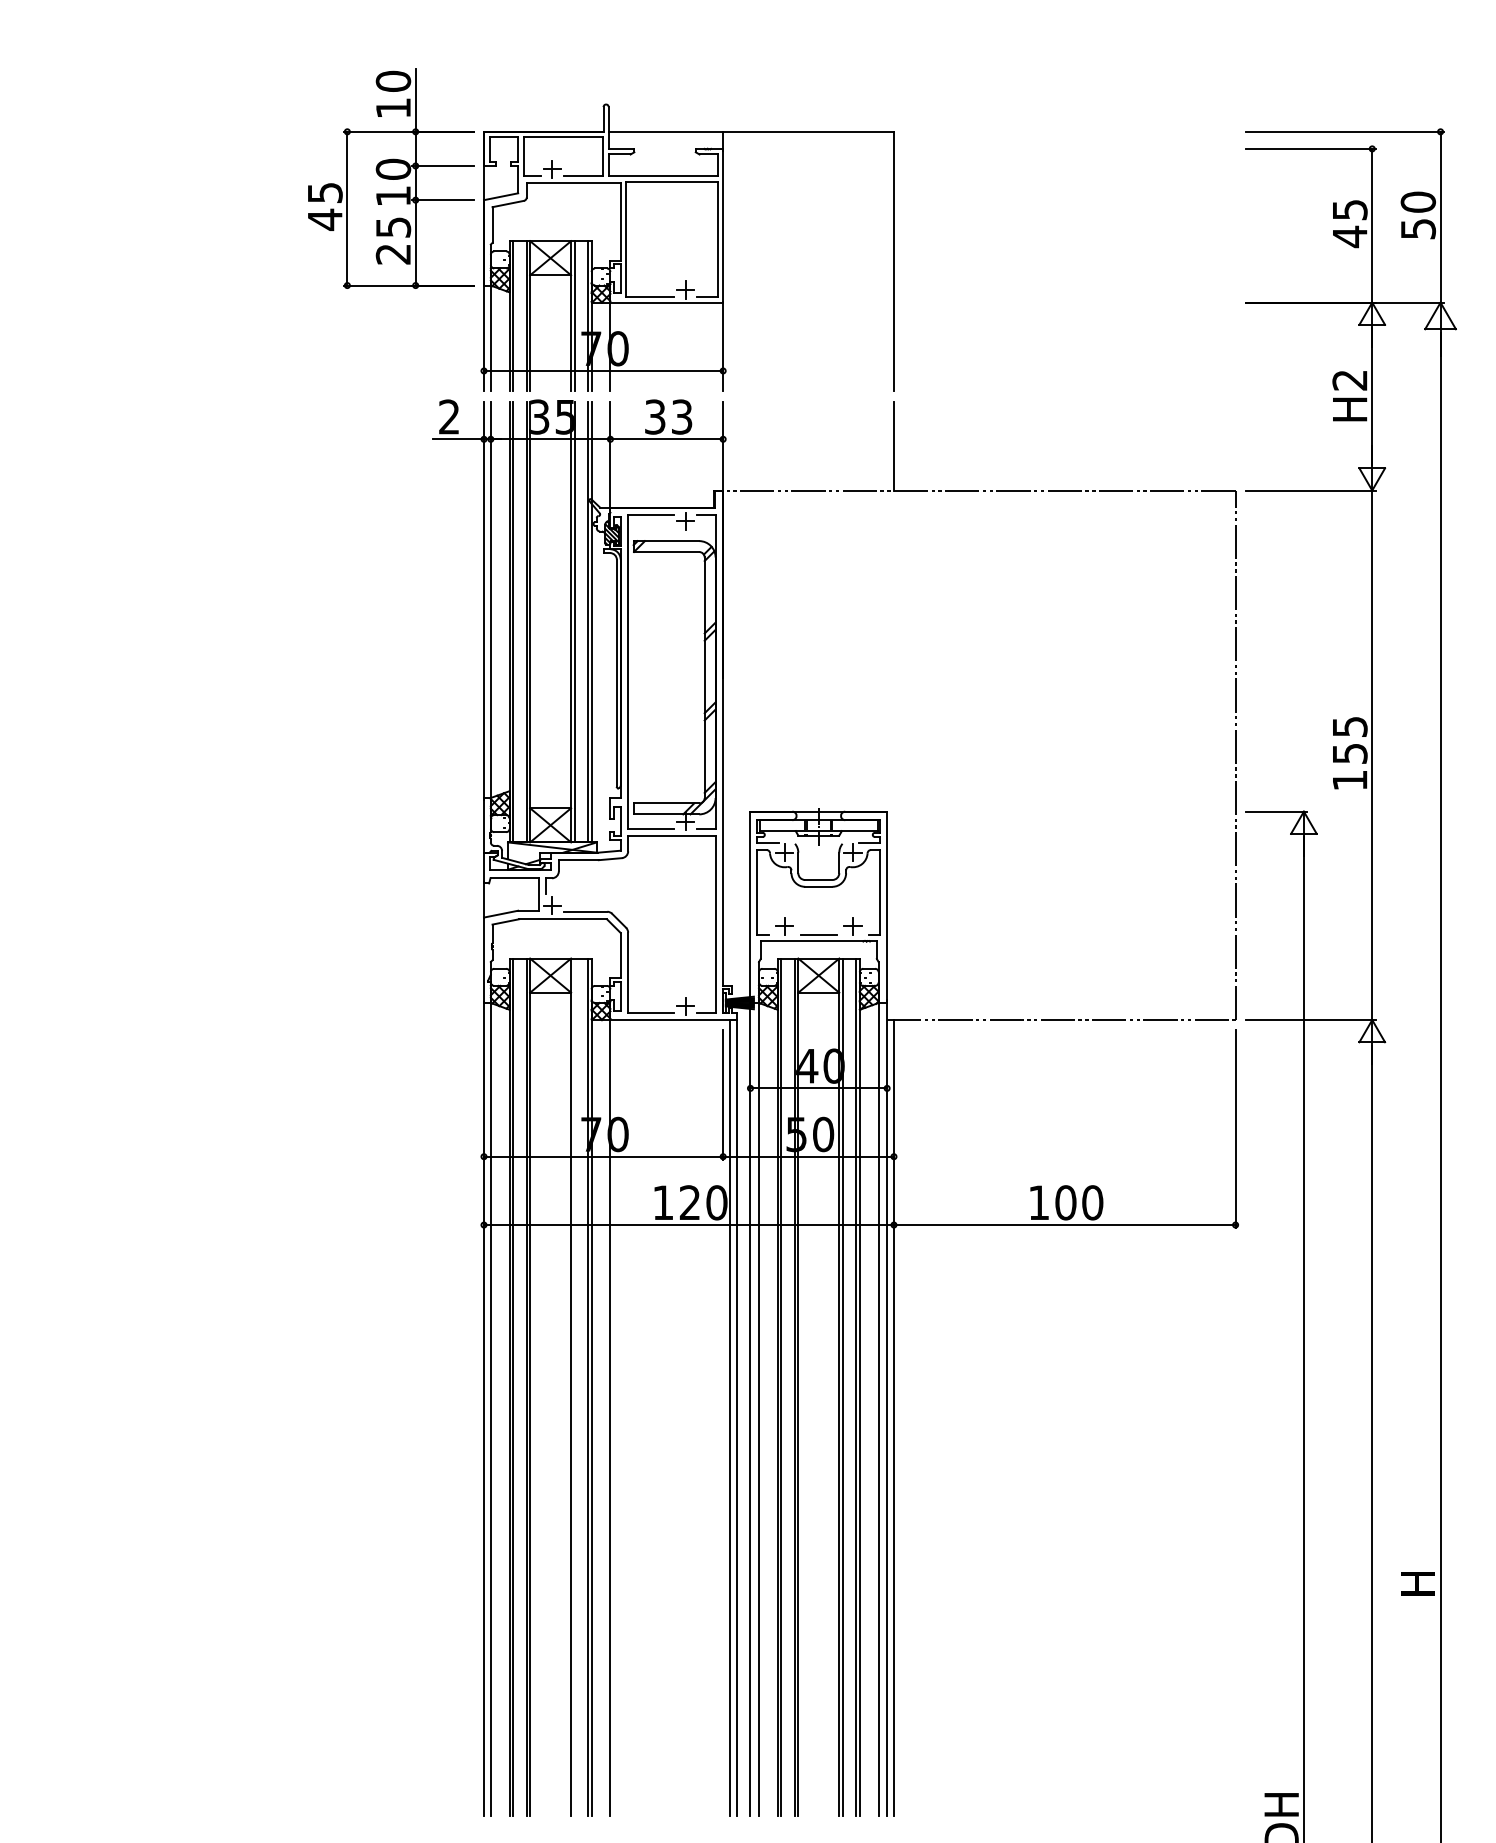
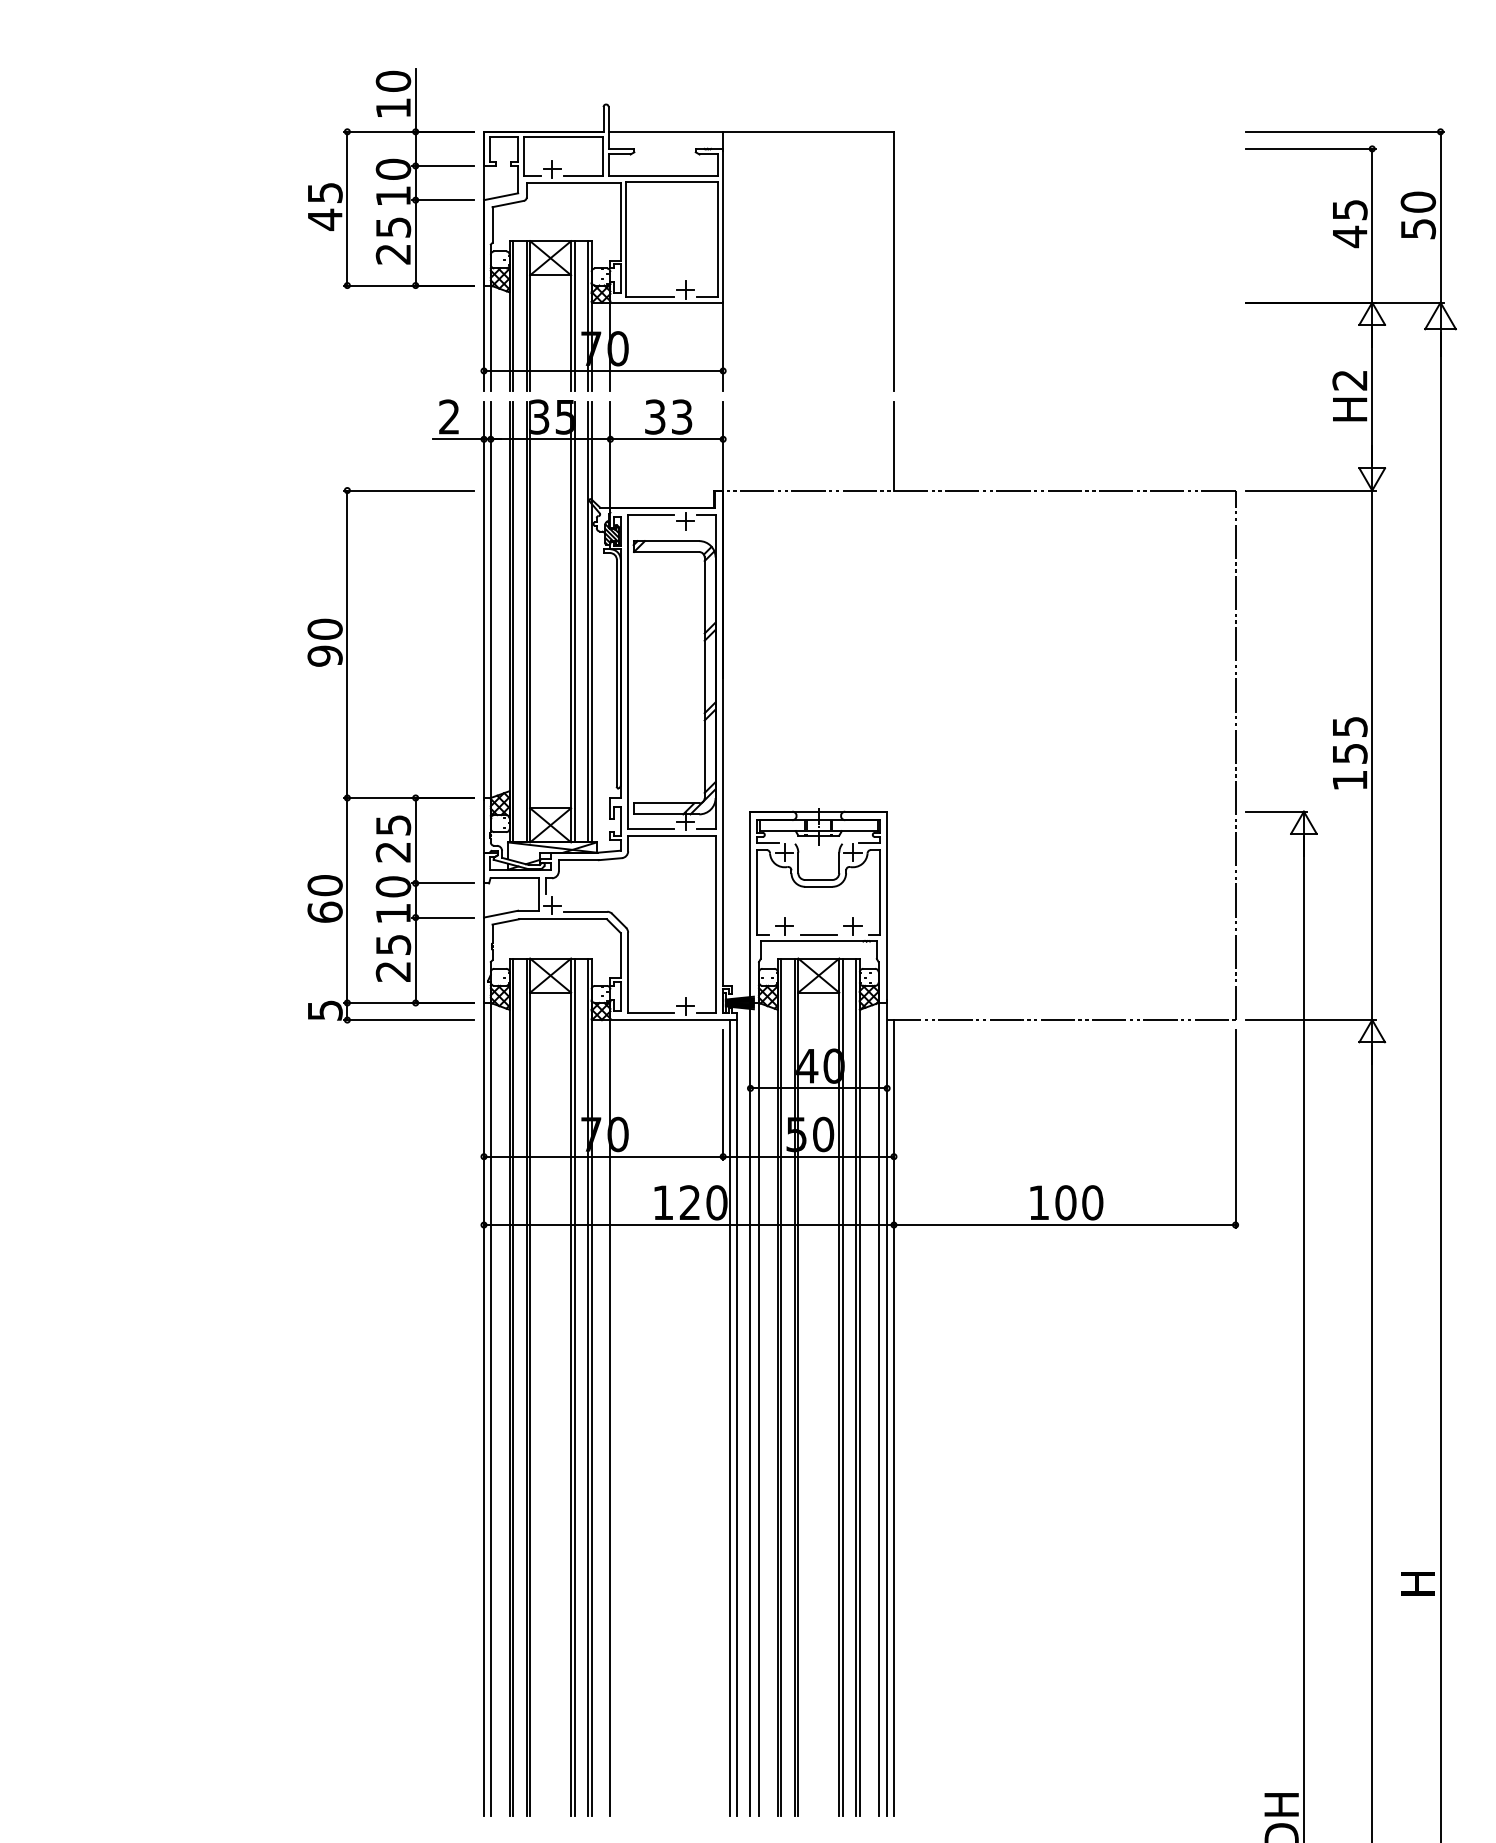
part: none -> present (390, 797)
line: none -> present (574, 1387)
